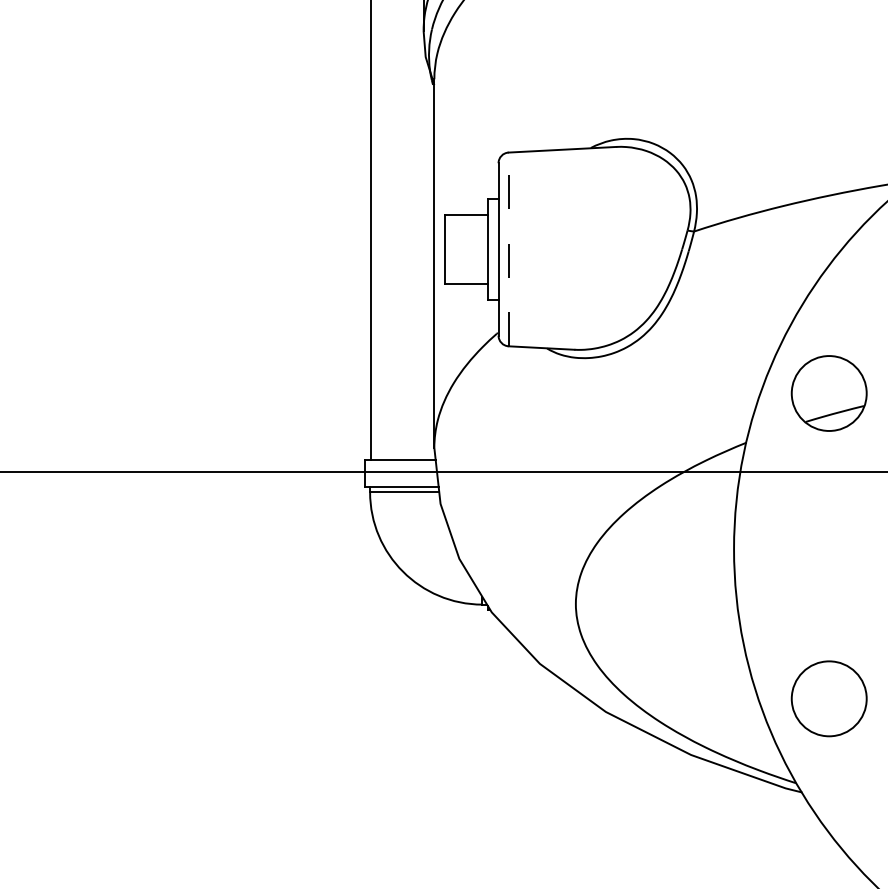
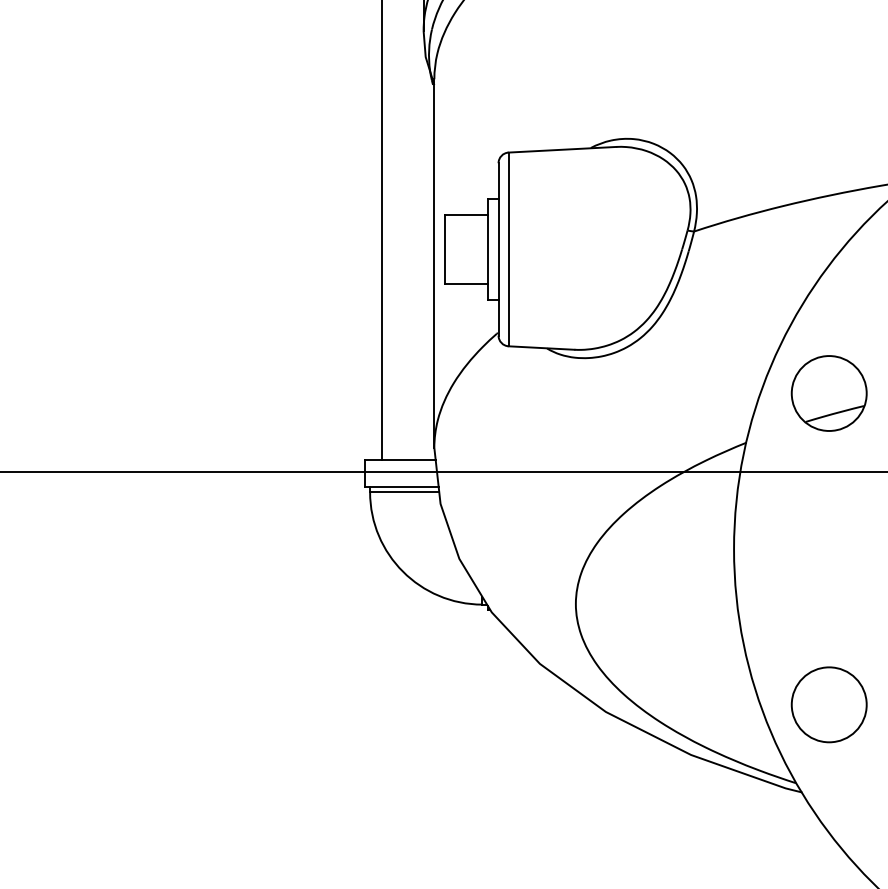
line position: (371, 231) -> (382, 231) (382, 231)
line: dashed -> solid (508, 249)
circle position: (828, 698) -> (828, 704) (828, 704)
